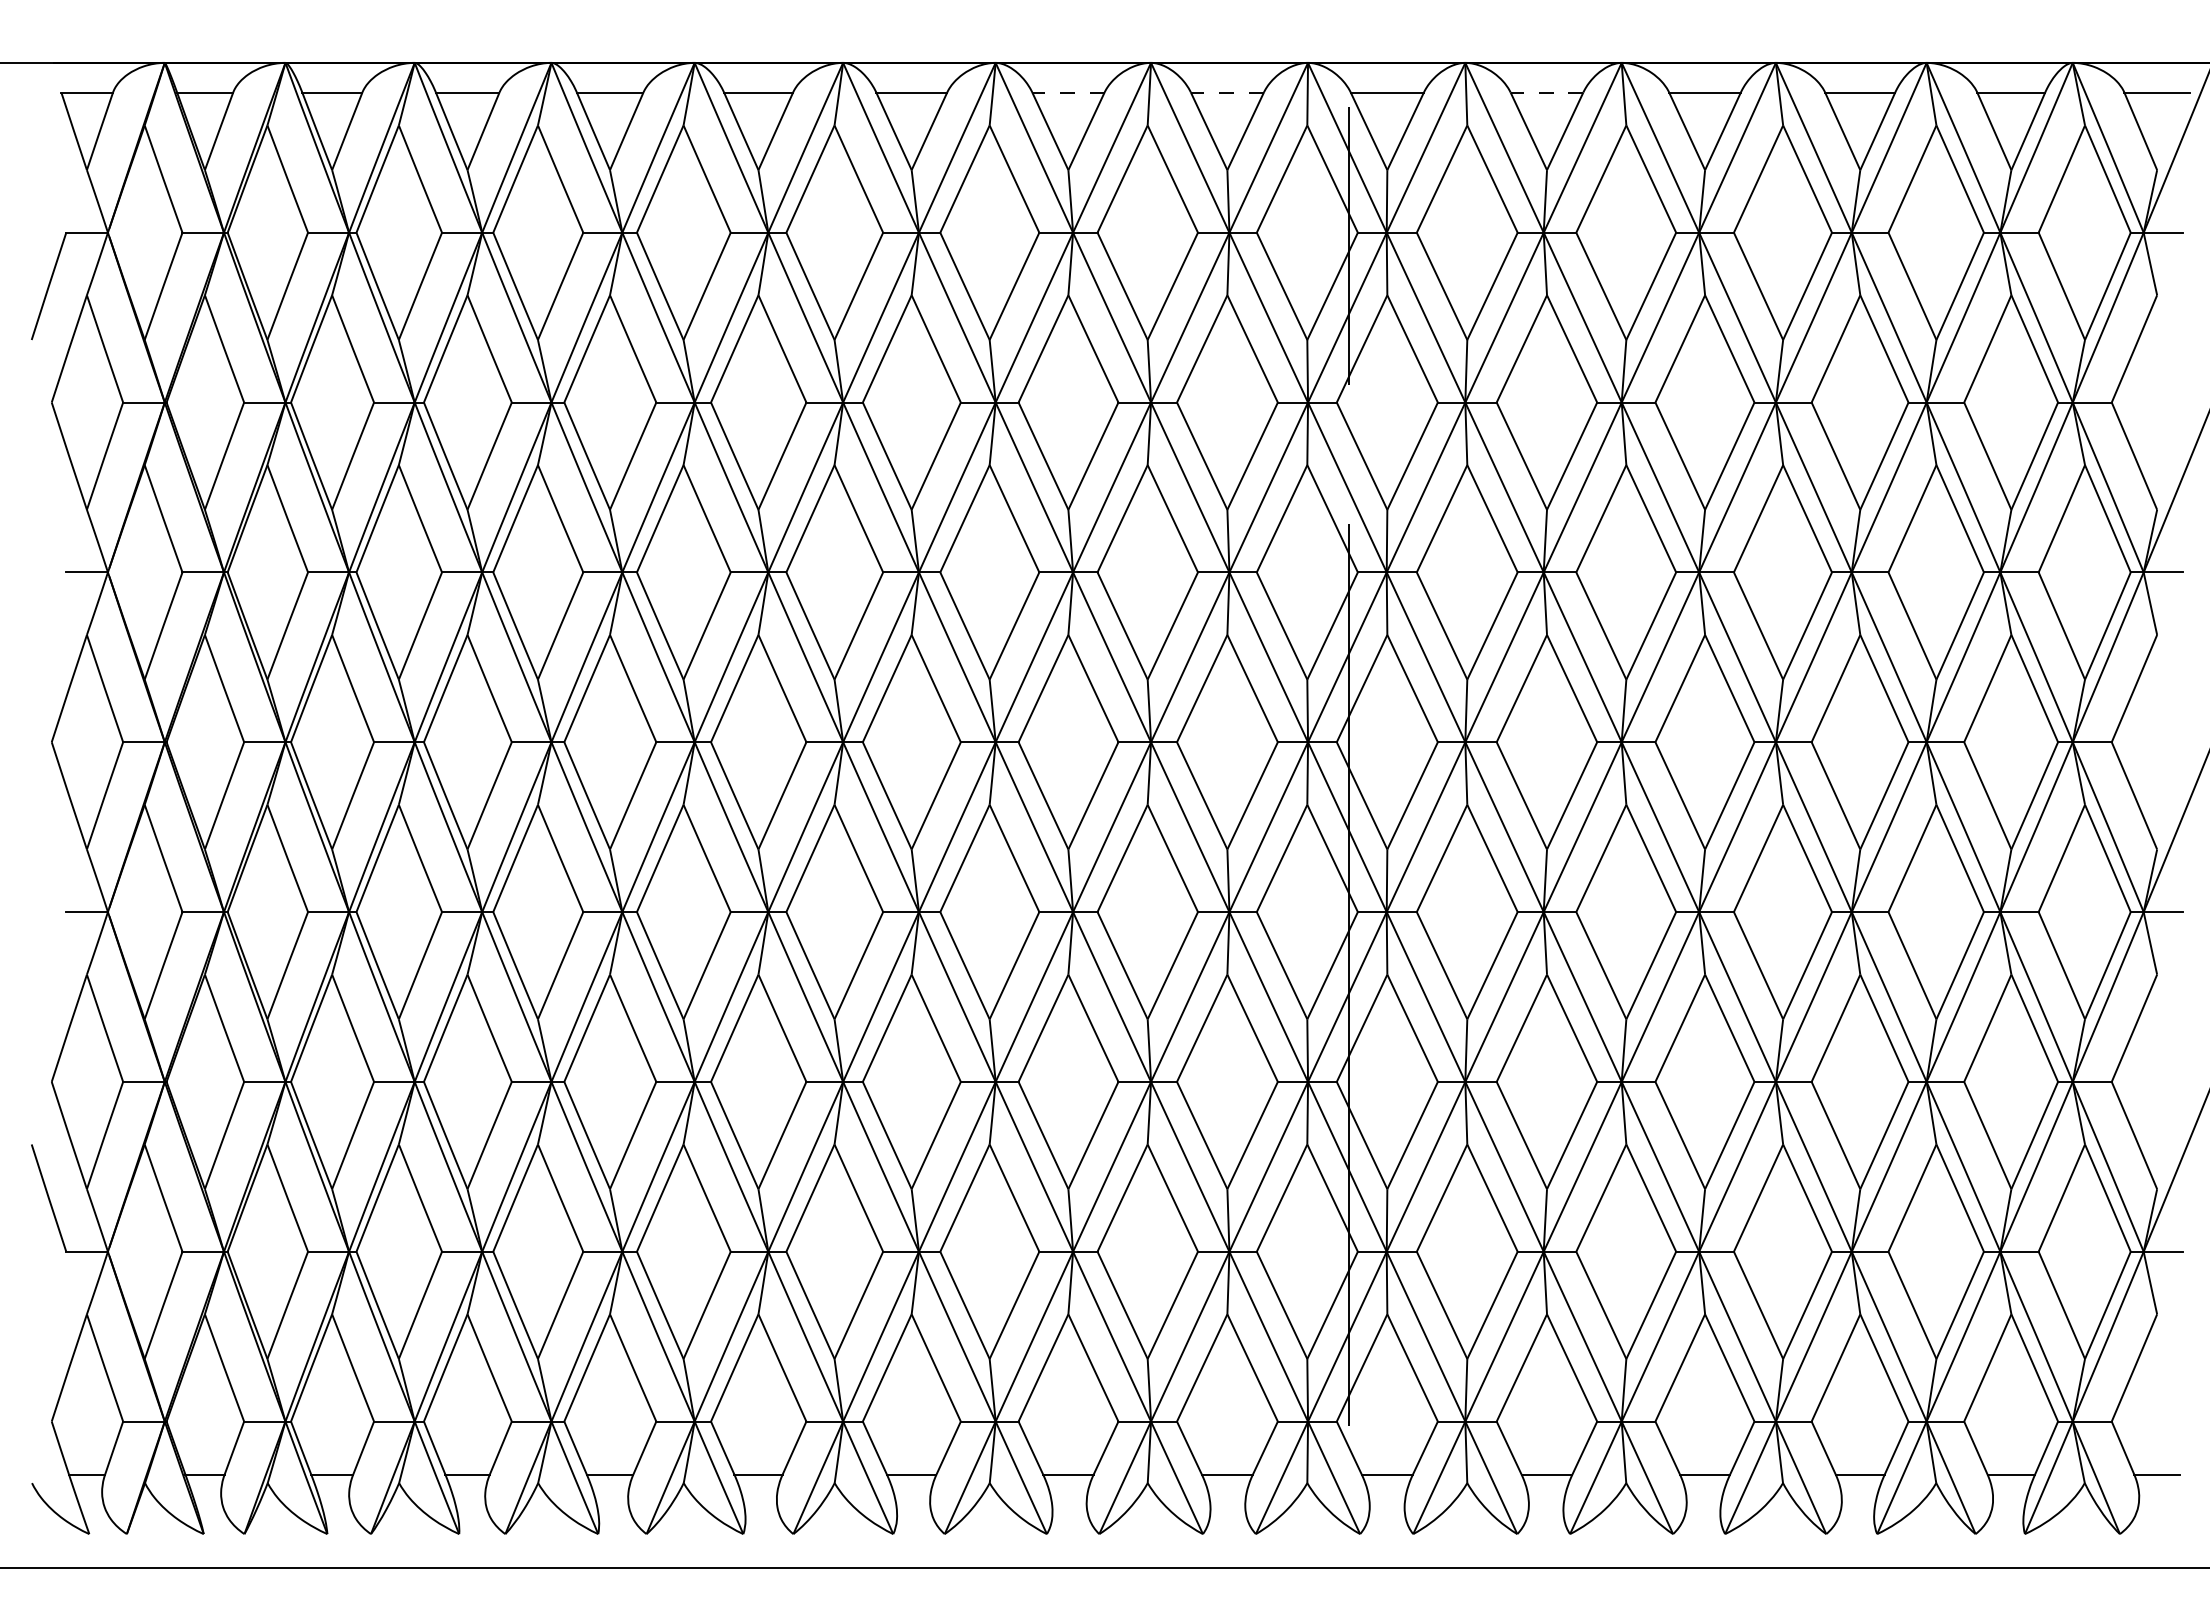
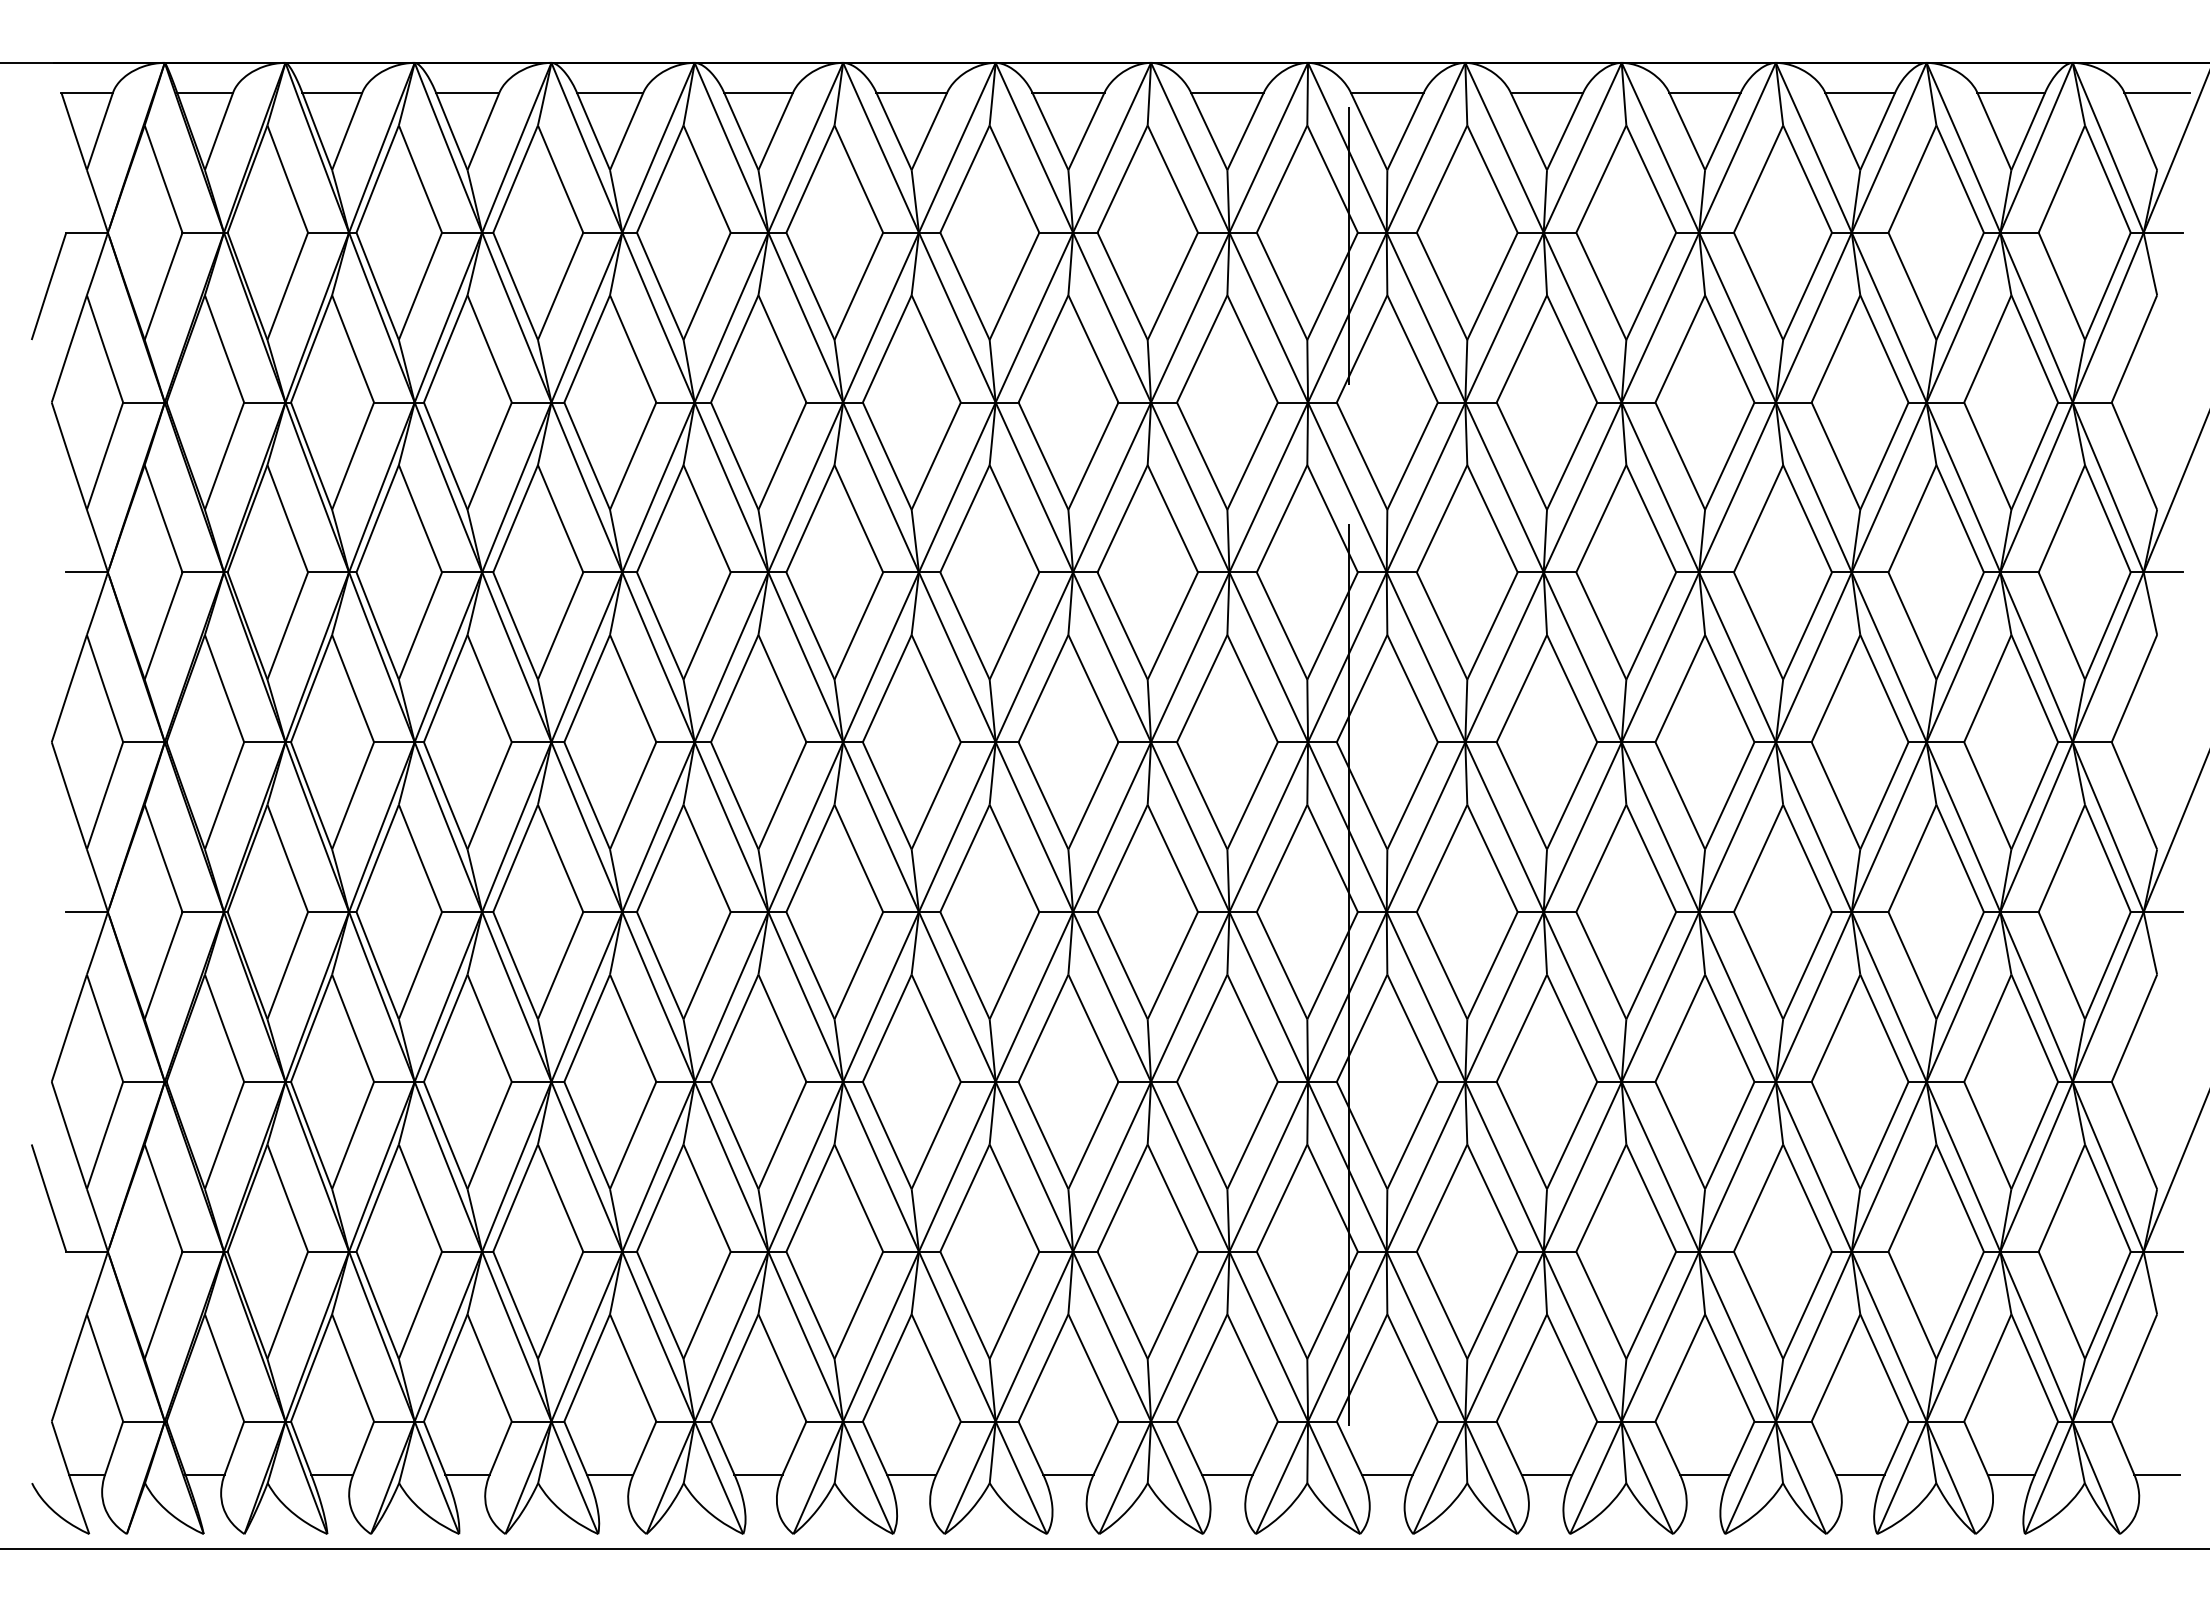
line: dashed -> solid (1067, 92)
line: dashed -> solid (1226, 92)
line: dashed -> solid (1546, 92)
line position: (1104, 1567) -> (1104, 1548) (1104, 1548)
